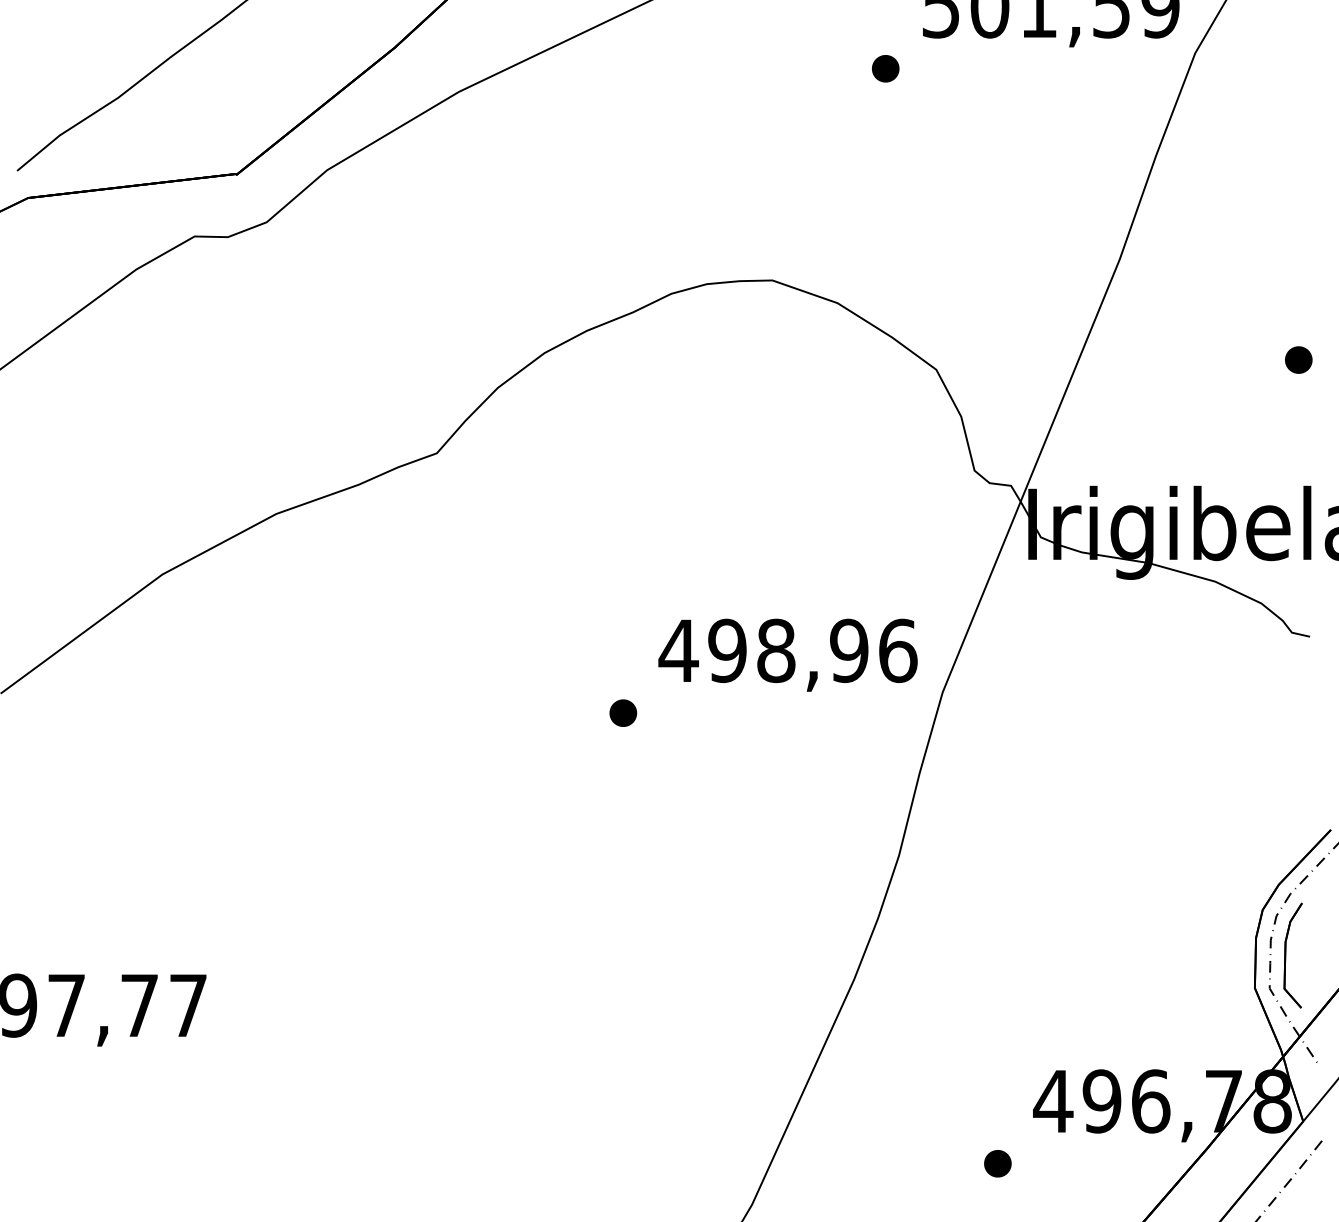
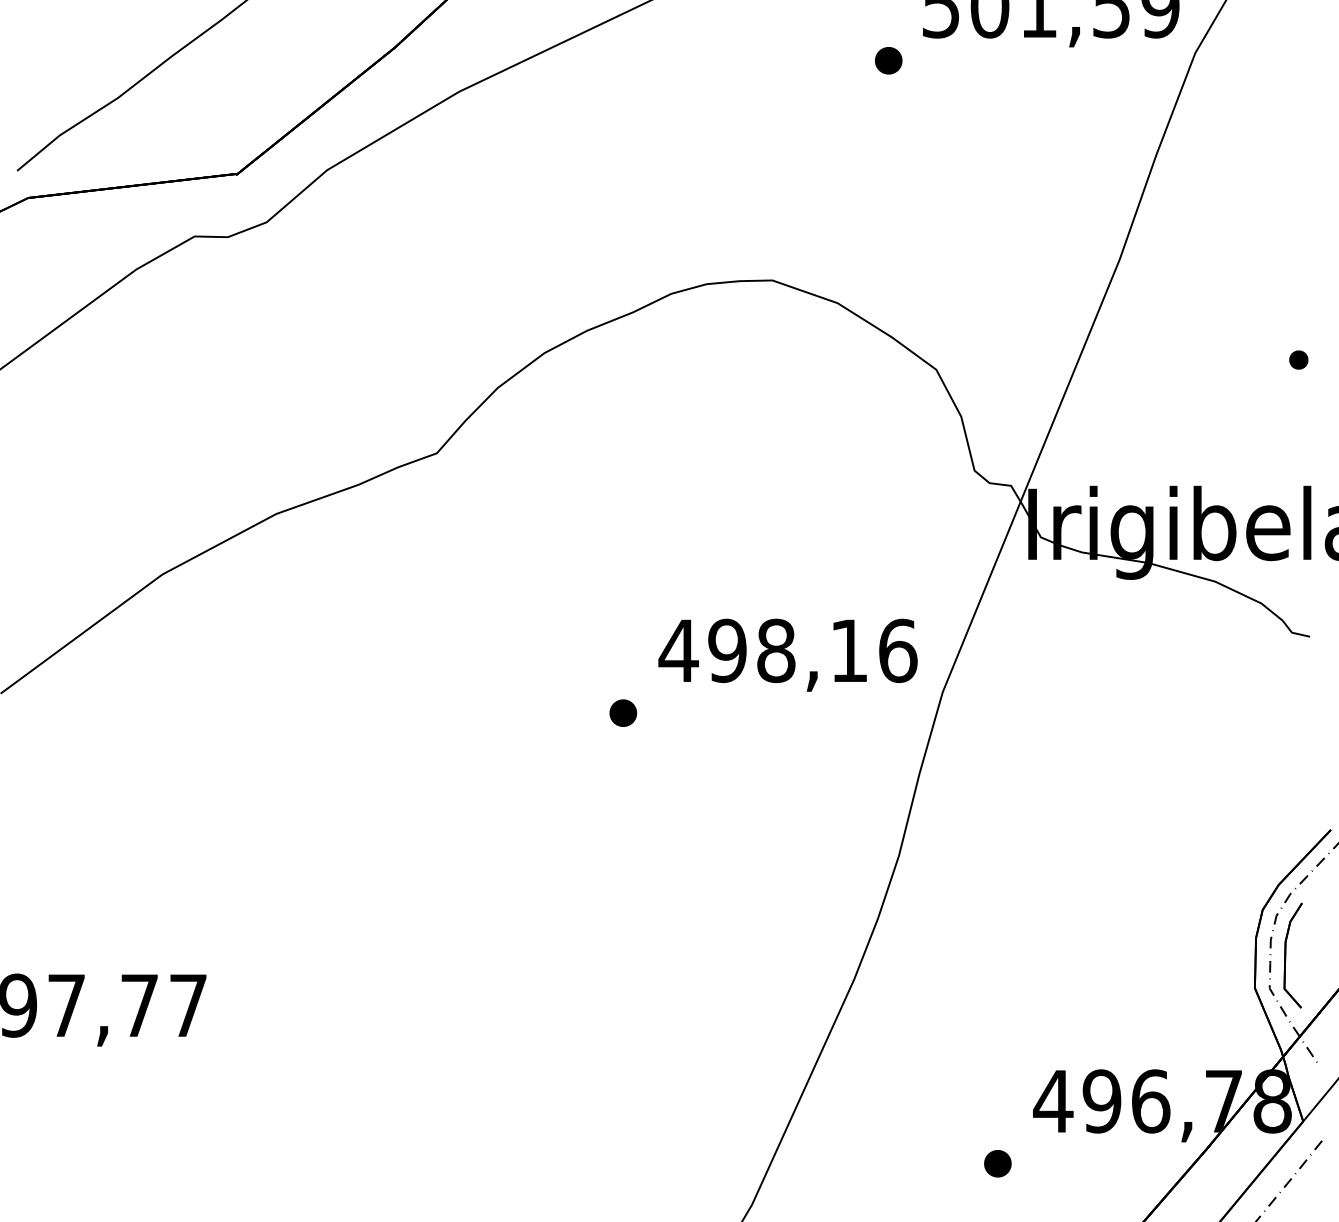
part position: (885, 68) -> (888, 60) (888, 60)
part size: 28x28 px -> 20x20 px (1298, 359)
text: 498,96 -> 498,16 (849, 650)
